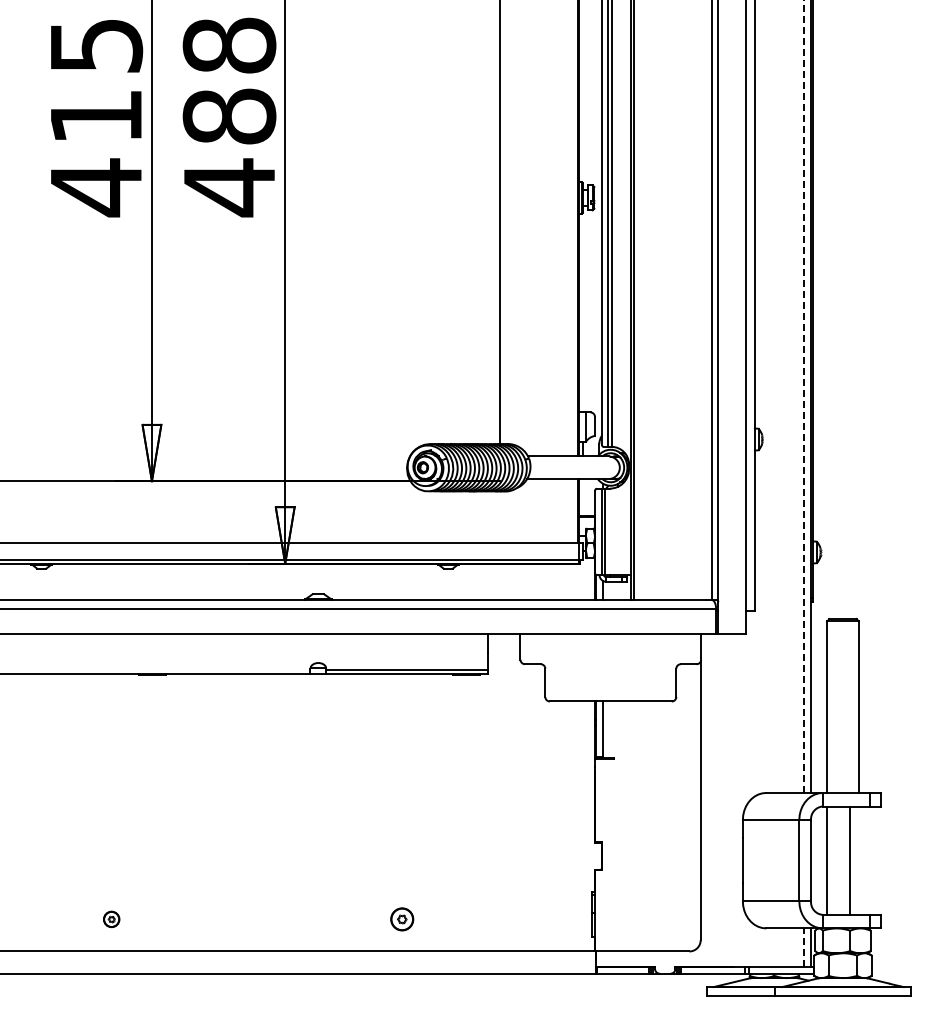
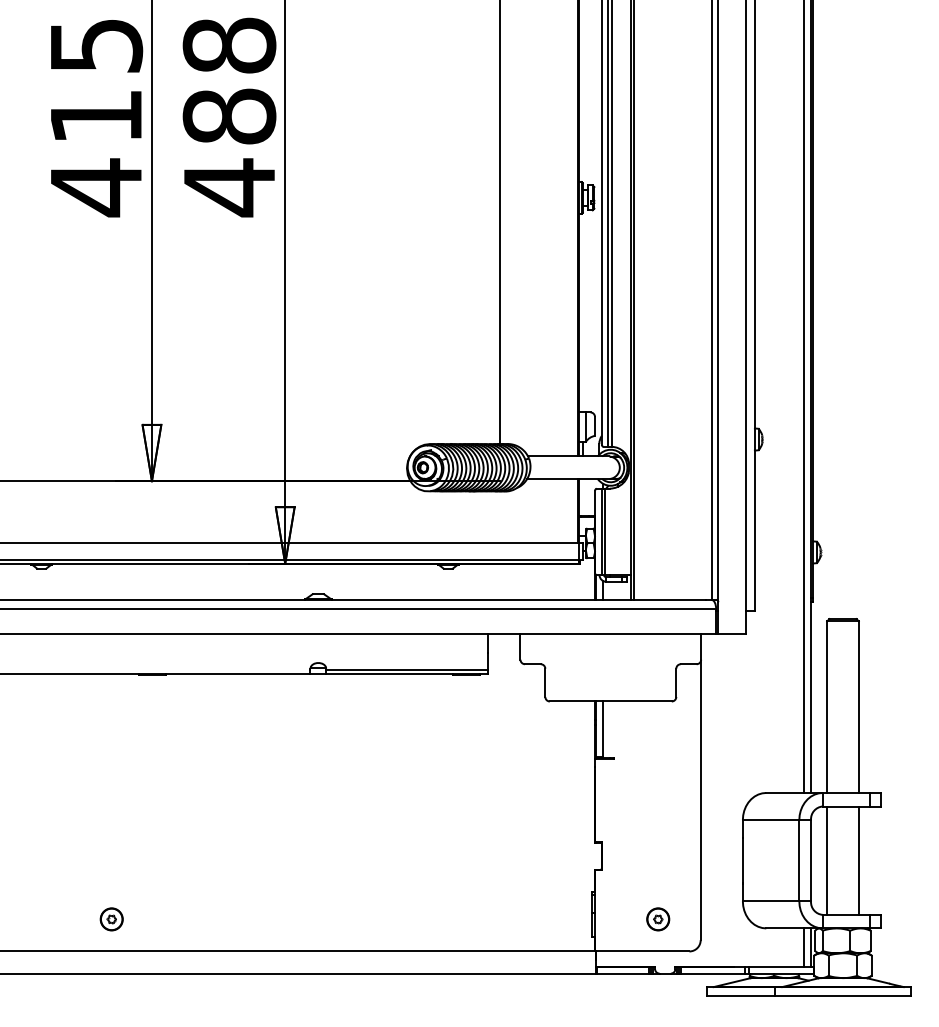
line: dashed -> solid (804, 396)
line position: (849, 860) -> (858, 860) (858, 860)
part size: 18x19 px -> 25x25 px (111, 919)
part position: (402, 919) -> (658, 919) (658, 919)
line: dashed -> solid (804, 947)
